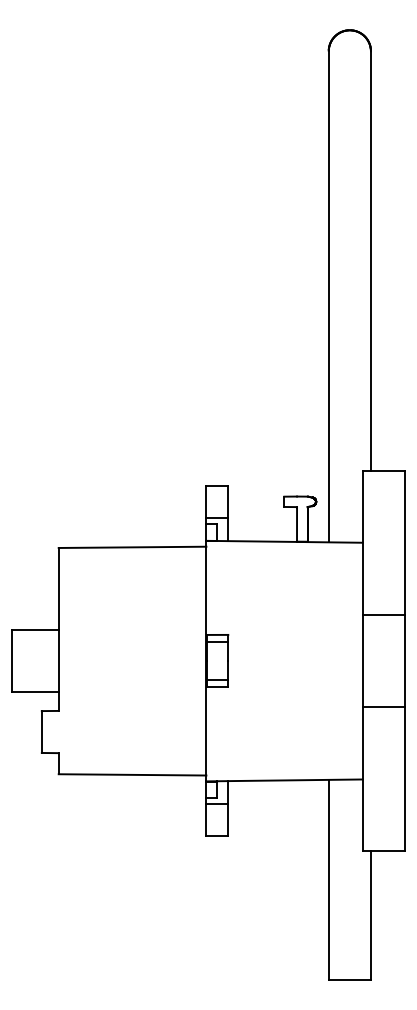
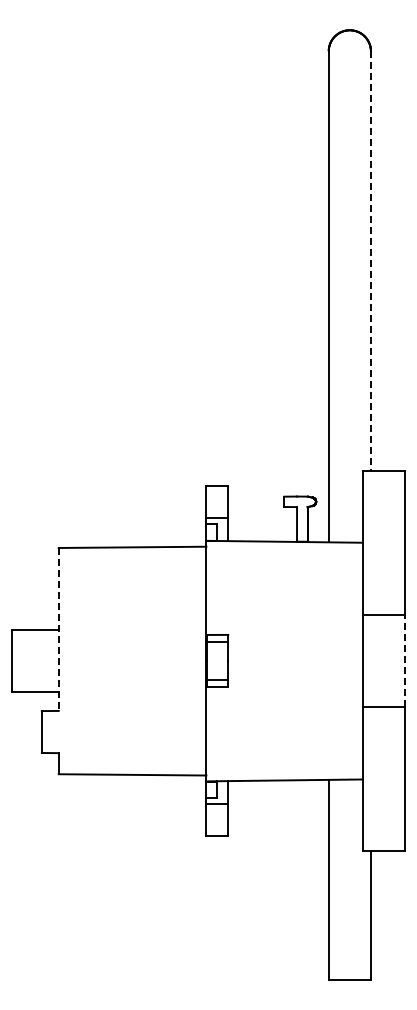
line: solid -> dashed (370, 261)
line: solid -> dashed (58, 629)
line: solid -> dashed (404, 660)
